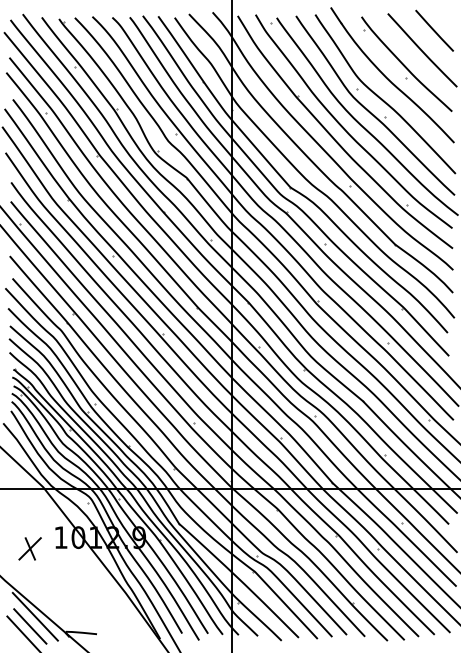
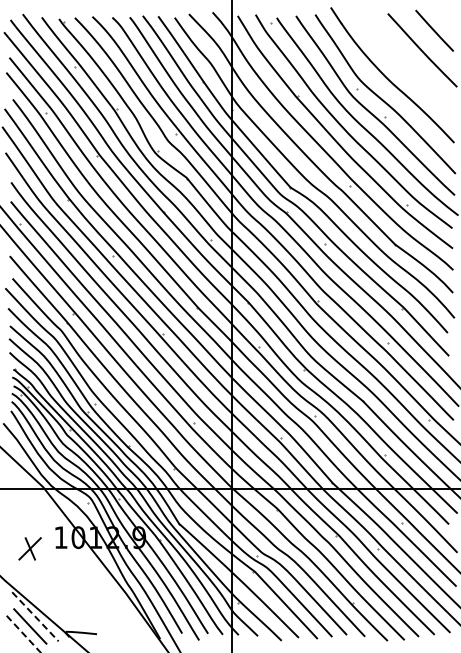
part: present -> none (406, 63)
line: solid -> dashed (36, 617)
line: solid -> dashed (23, 634)
